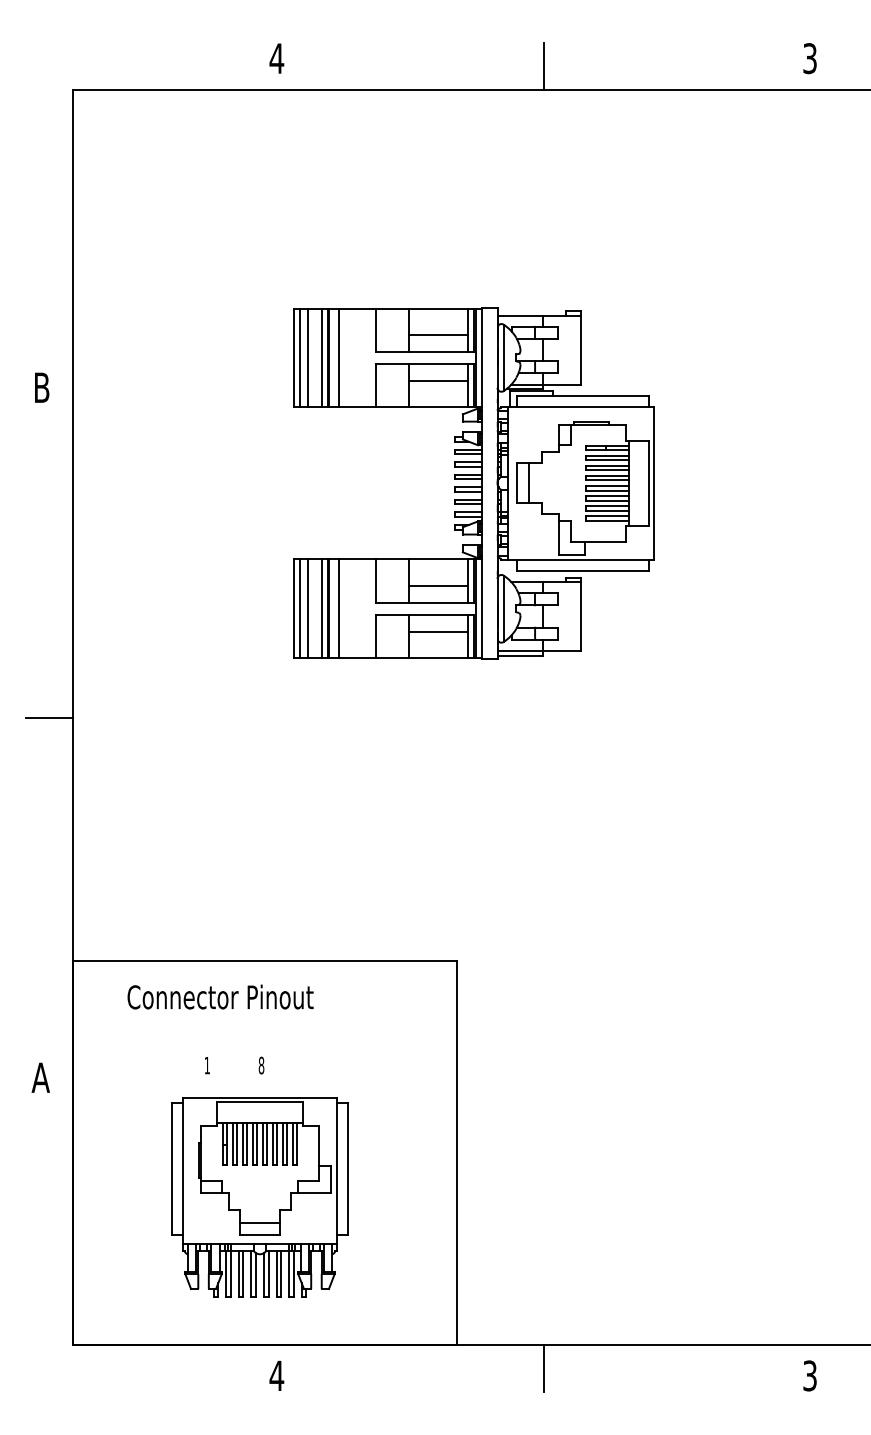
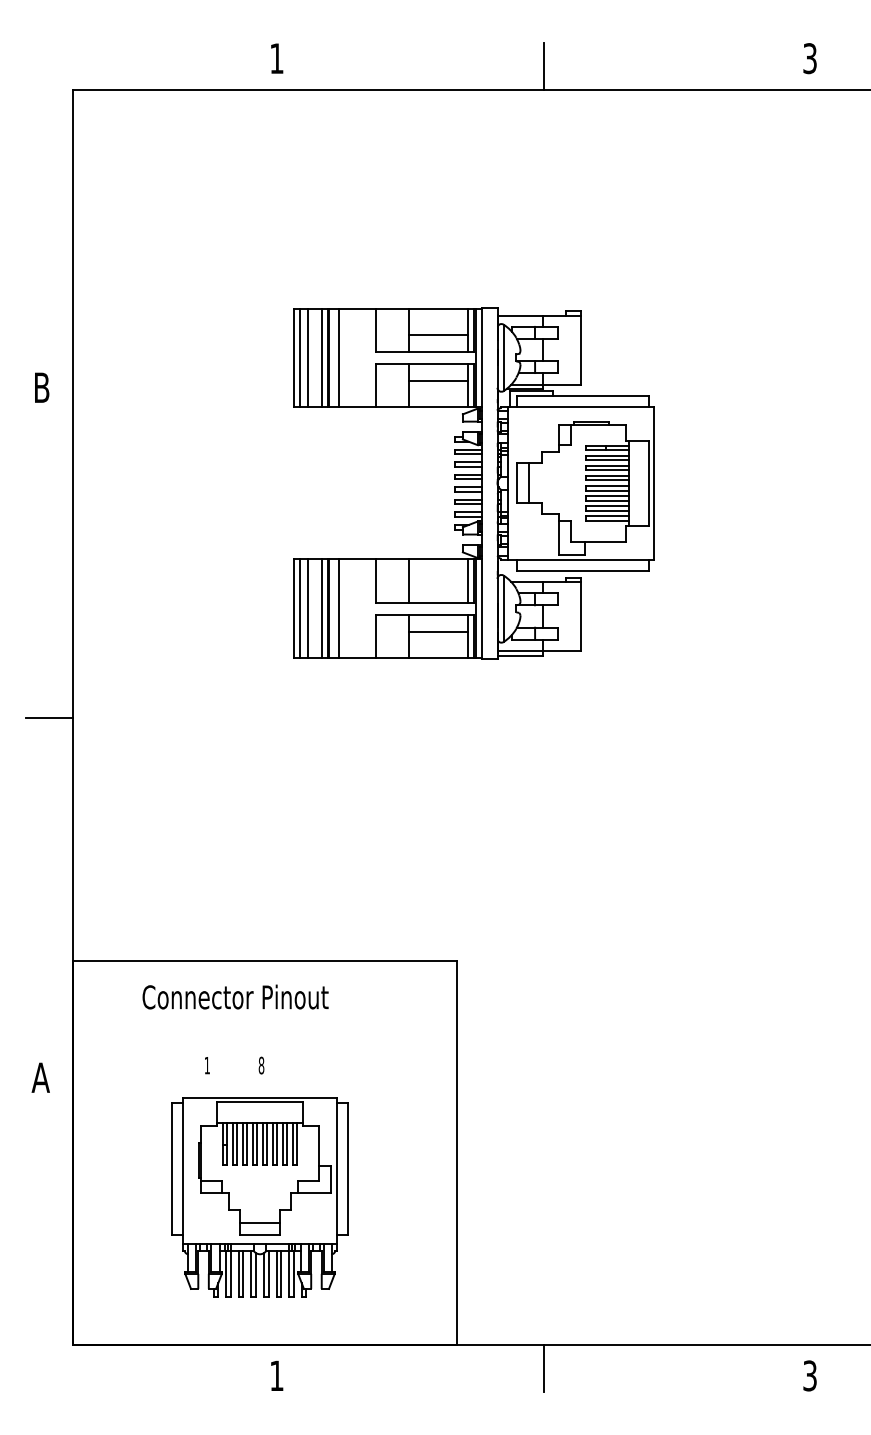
text: 4 -> 1 (276, 58)
line: present -> none (438, 585)
text position: (220, 996) -> (235, 996) (235, 996)
text: 4 -> 1 (276, 1375)
